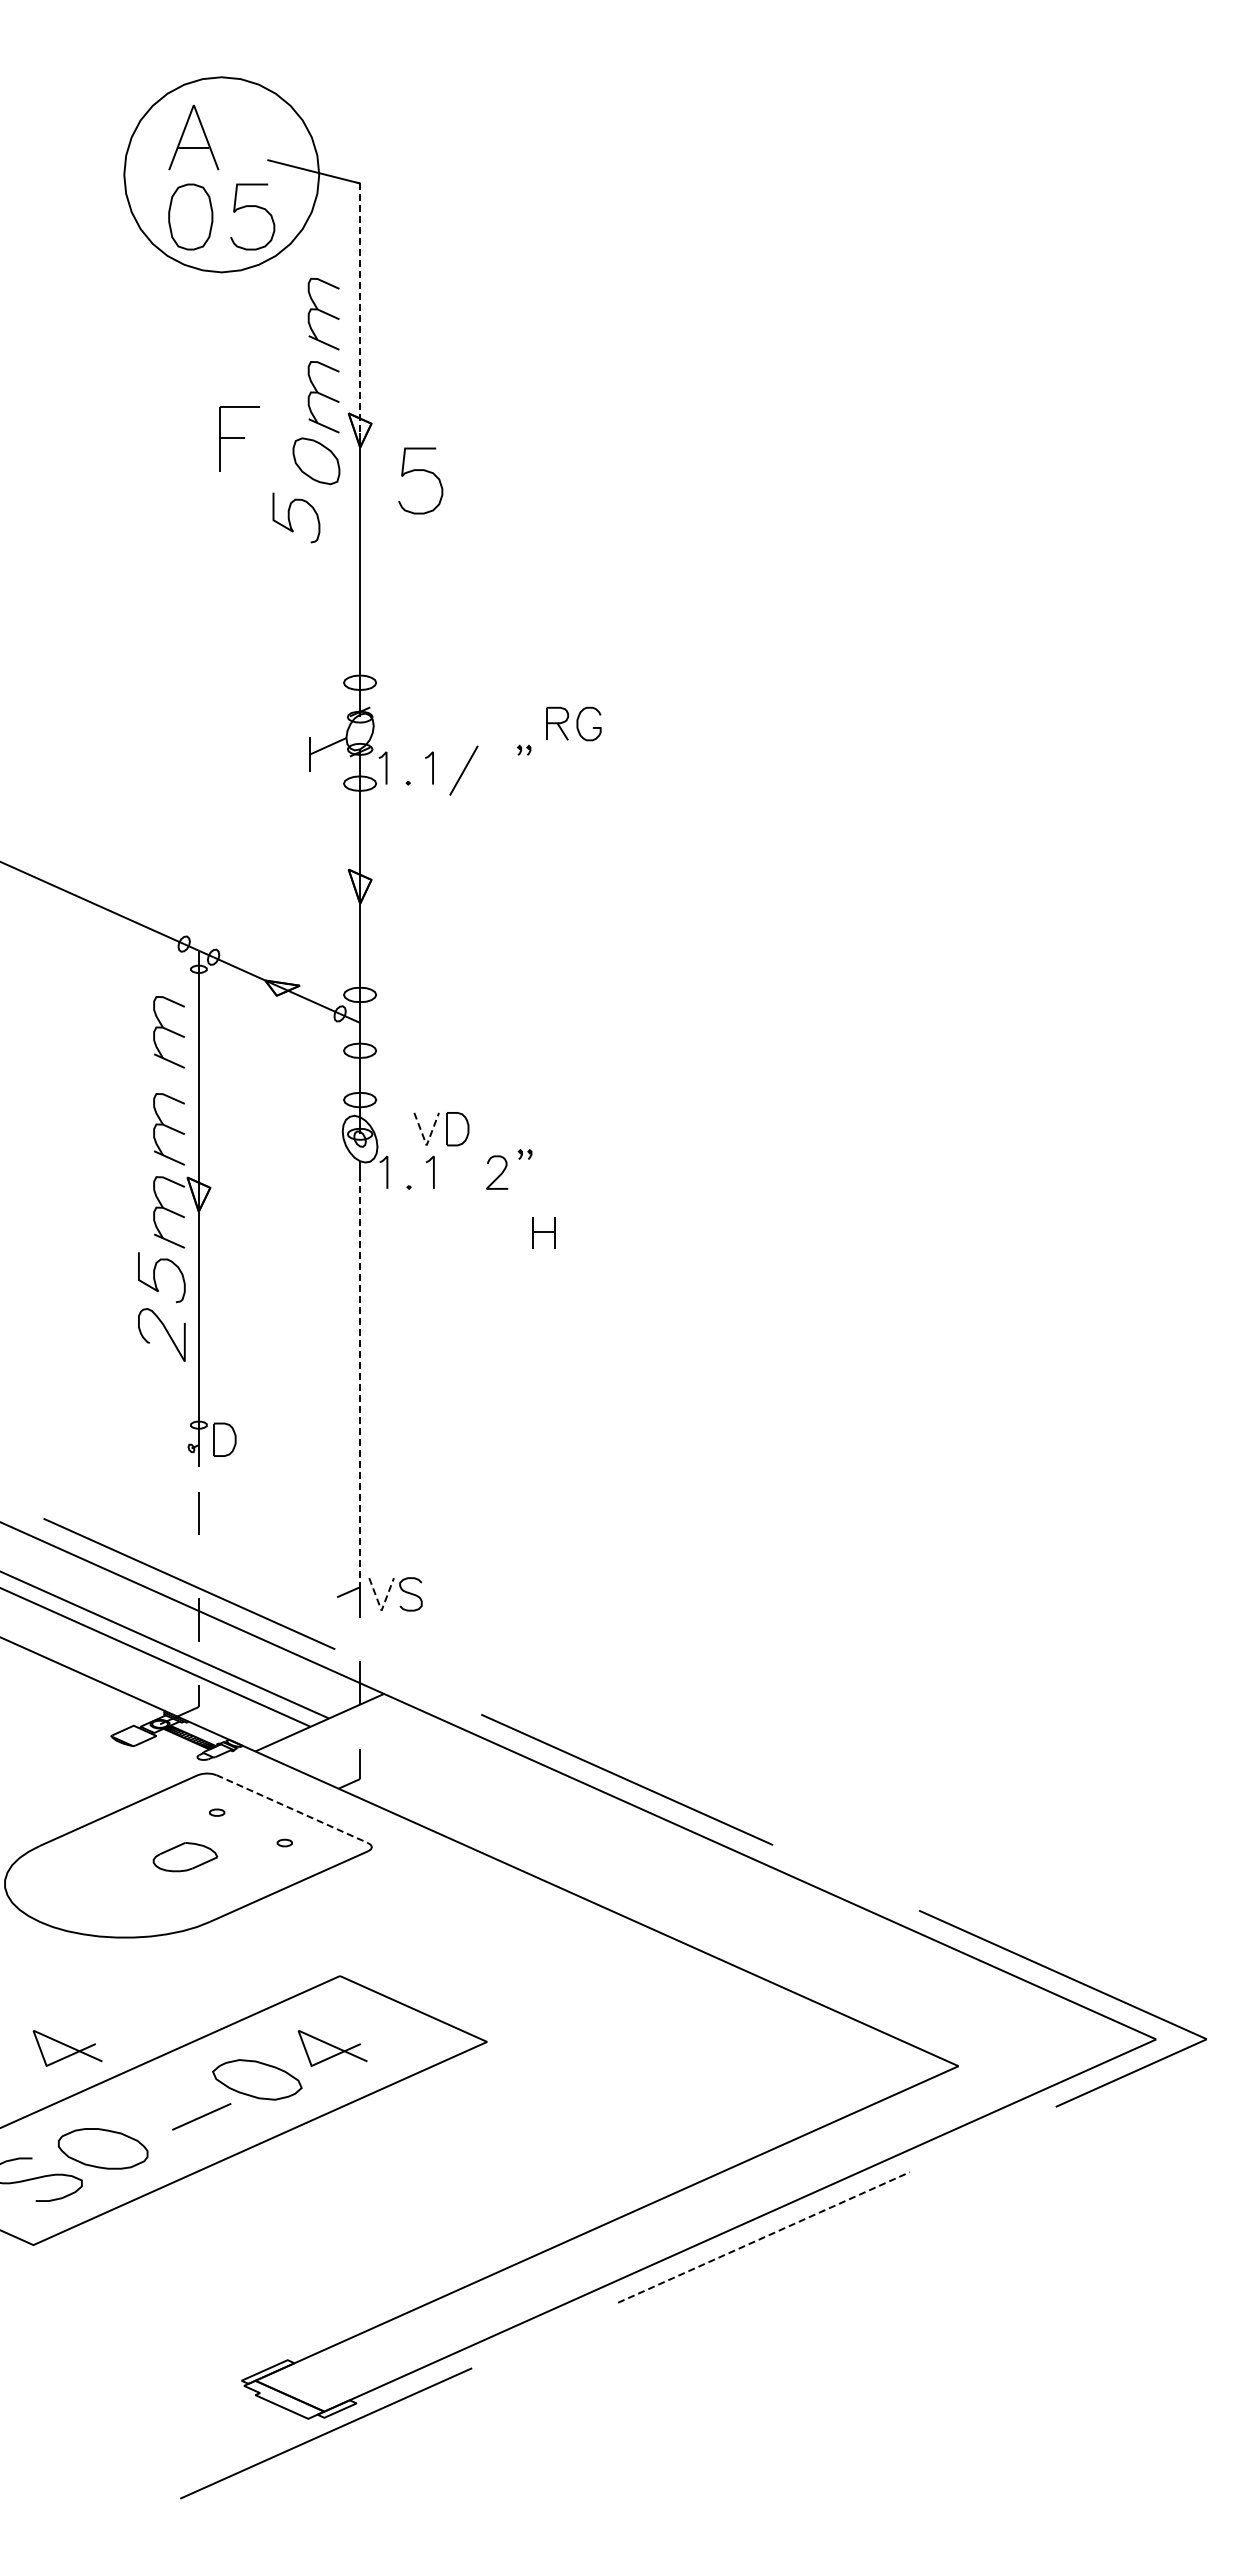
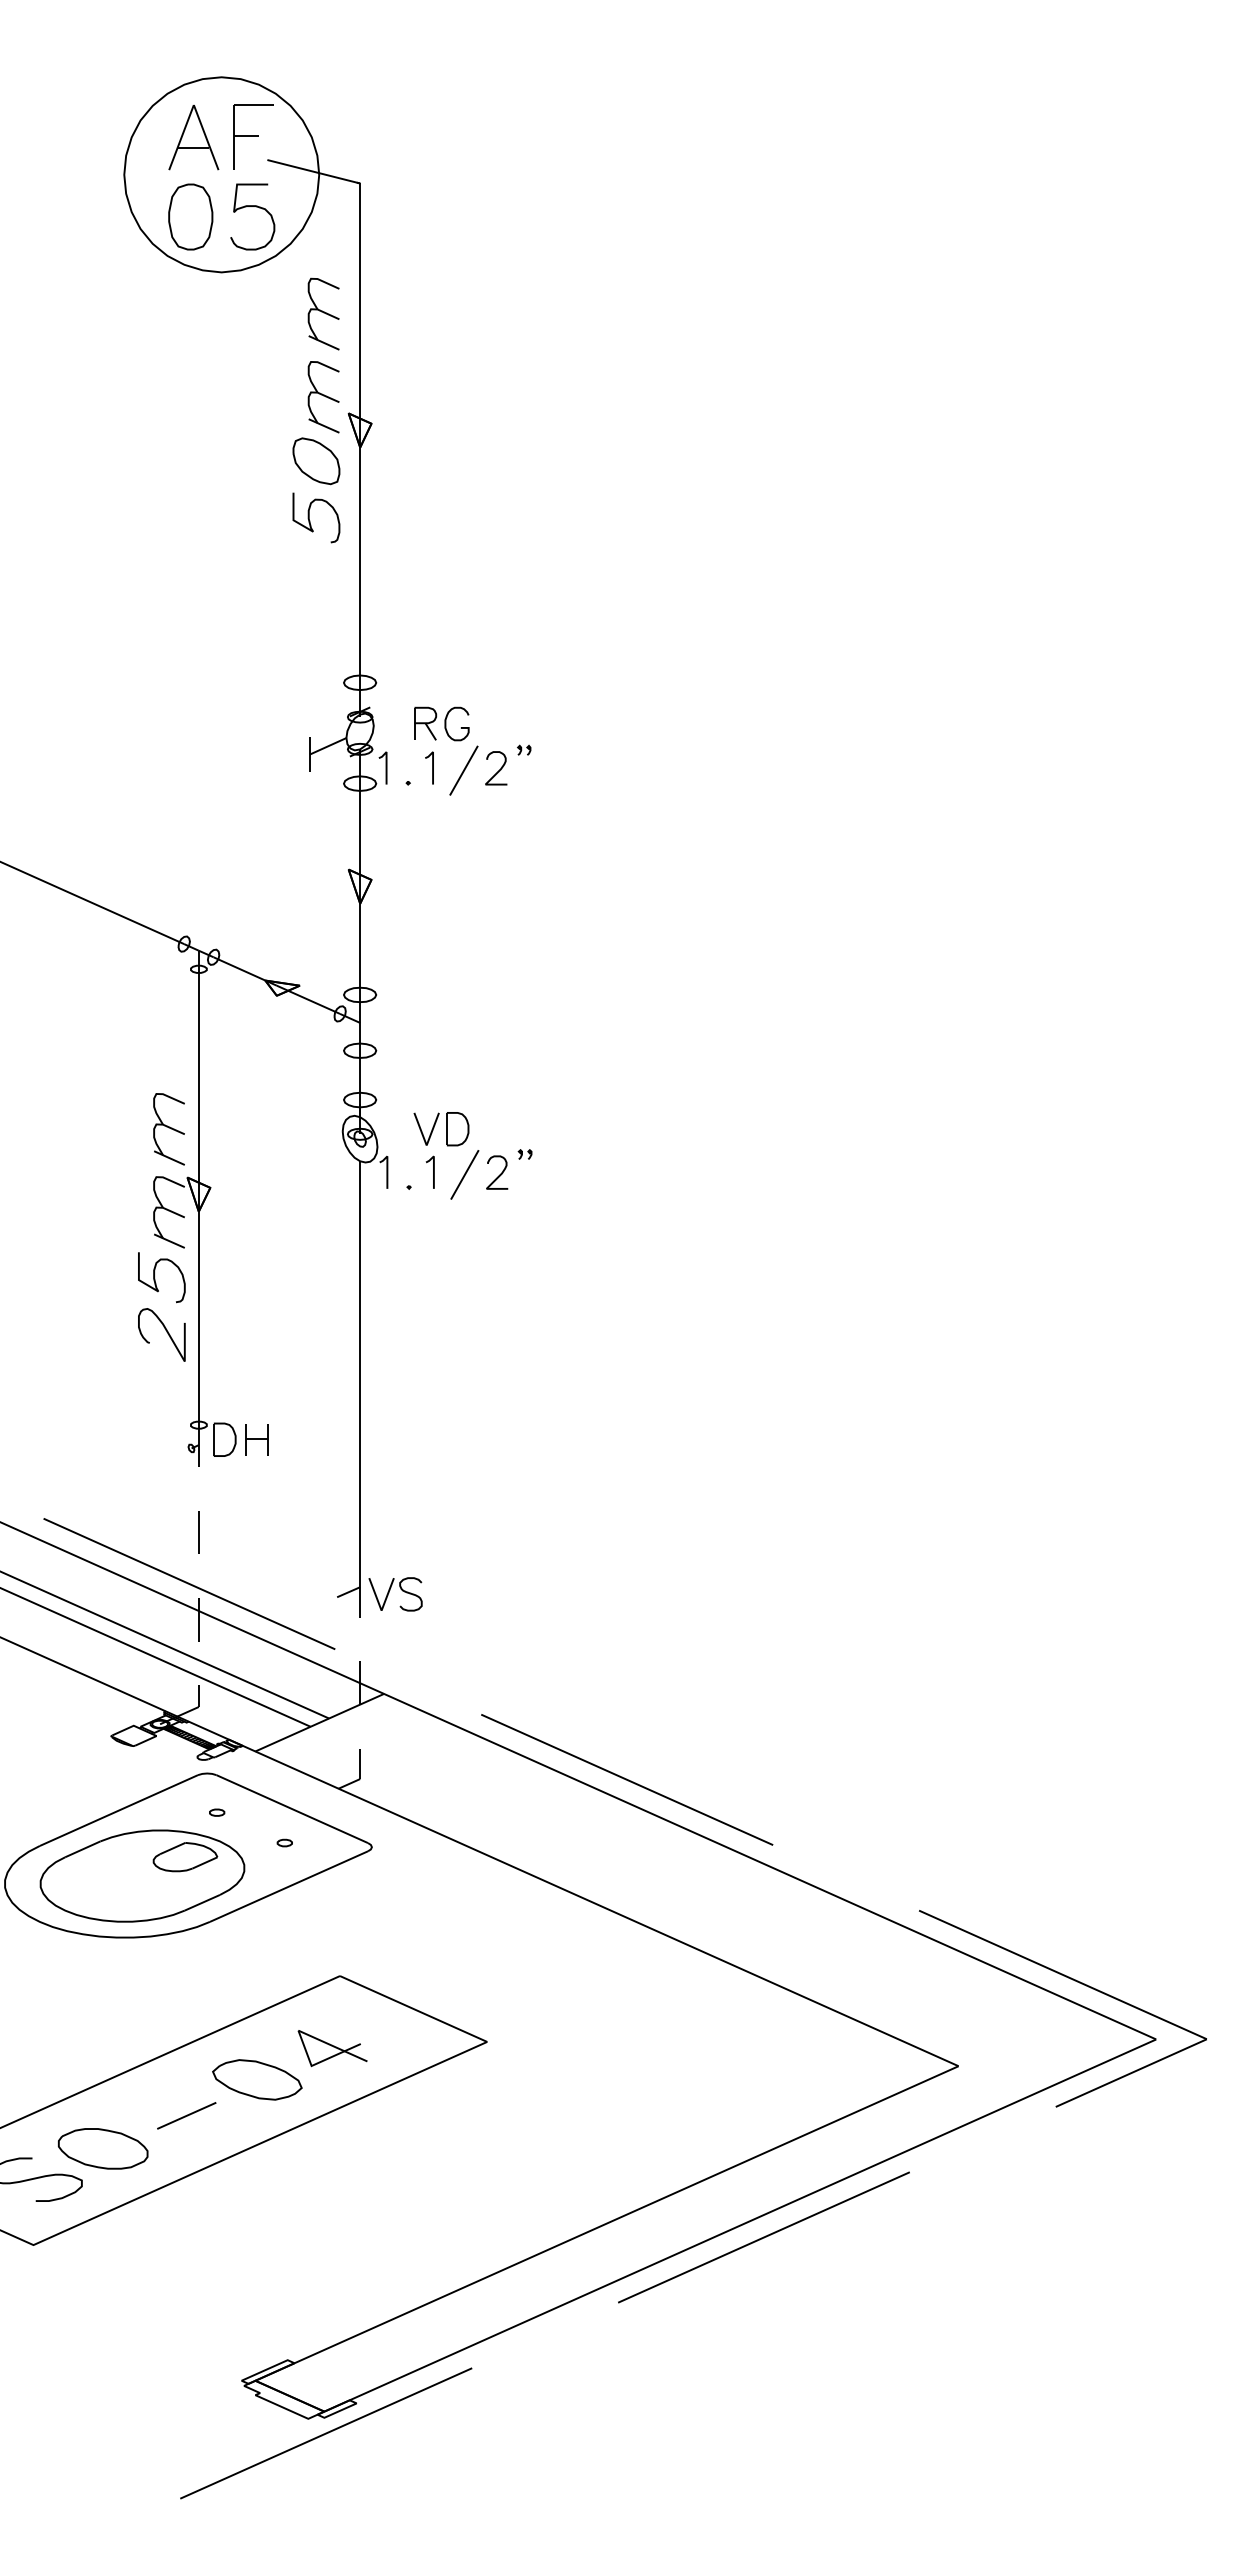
line: dashed -> solid (360, 308)
part position: (239, 438) -> (253, 136) (253, 136)
curve: present -> none (424, 471)
curve position: (290, 520) -> (310, 520) (310, 520)
part position: (573, 723) -> (441, 723) (441, 723)
curve: none -> present (498, 770)
part: present -> none (168, 1032)
line: dashed -> solid (426, 1145)
line: none -> present (464, 1174)
part position: (543, 1232) -> (256, 1439) (256, 1439)
line: dashed -> solid (360, 1381)
line position: (198, 1513) -> (198, 1532) (198, 1532)
line: dashed -> solid (381, 1610)
line: dashed -> solid (292, 1809)
part: none -> present (142, 1875)
part: present -> none (67, 2048)
line position: (201, 2116) -> (186, 2115) (186, 2115)
line: dashed -> solid (763, 2237)
